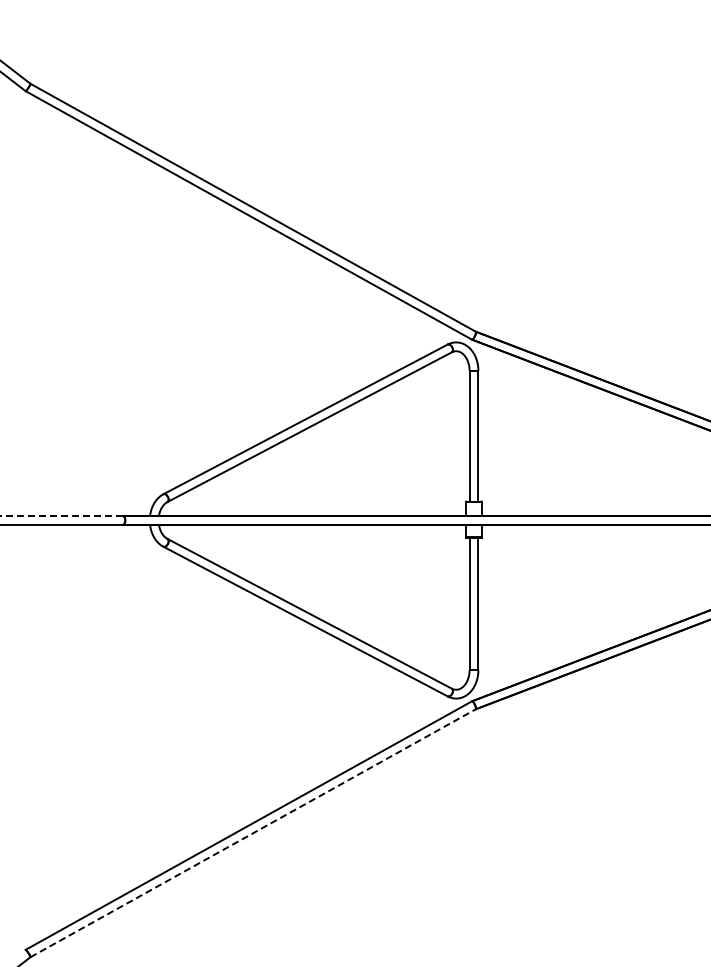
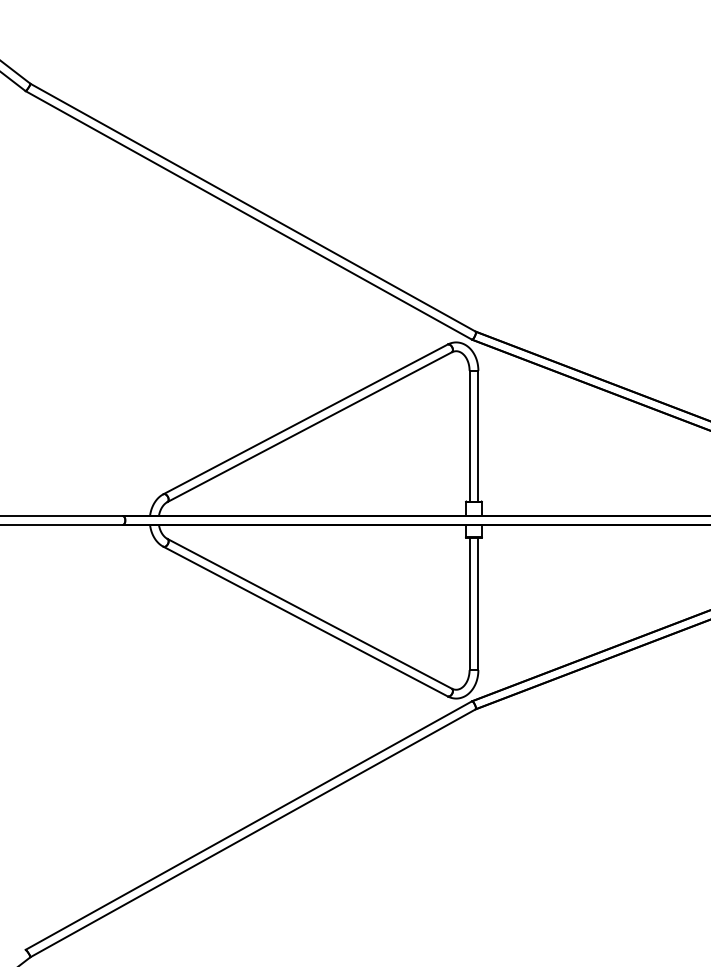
line: dashed -> solid (61, 516)
line: dashed -> solid (253, 833)
